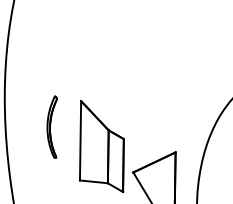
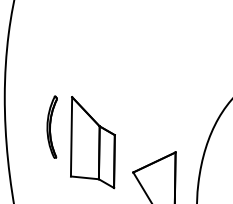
part position: (101, 146) -> (92, 142) (92, 142)
